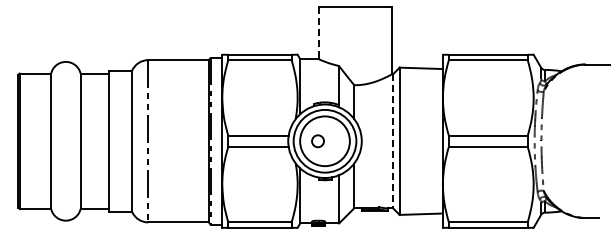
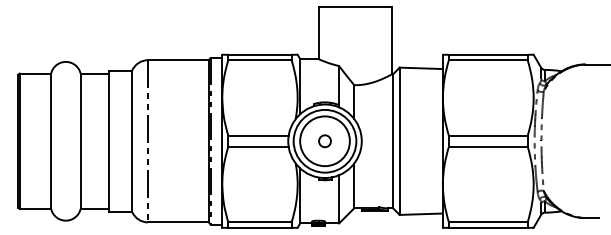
line: dashed -> solid (318, 33)
circle position: (317, 141) -> (324, 141) (324, 141)
line: dashed -> solid (393, 141)
